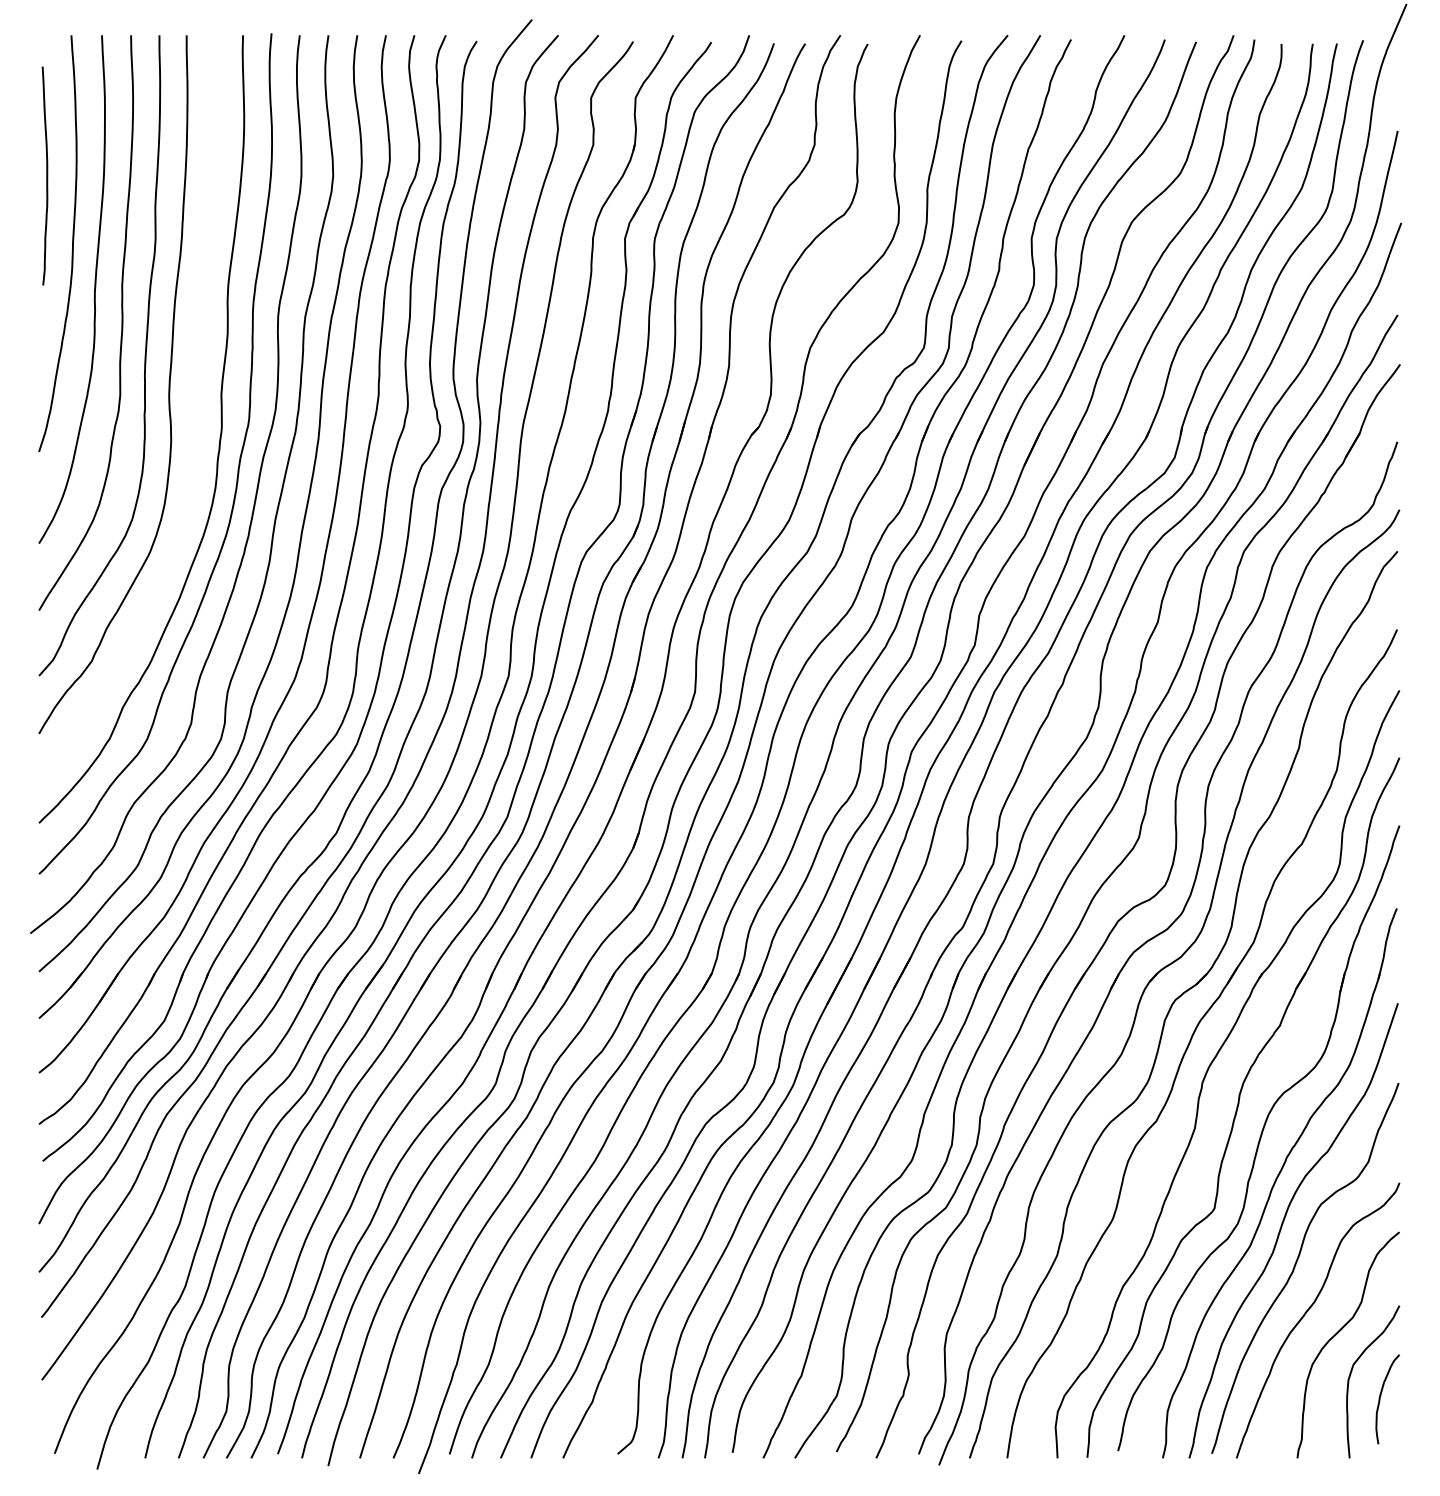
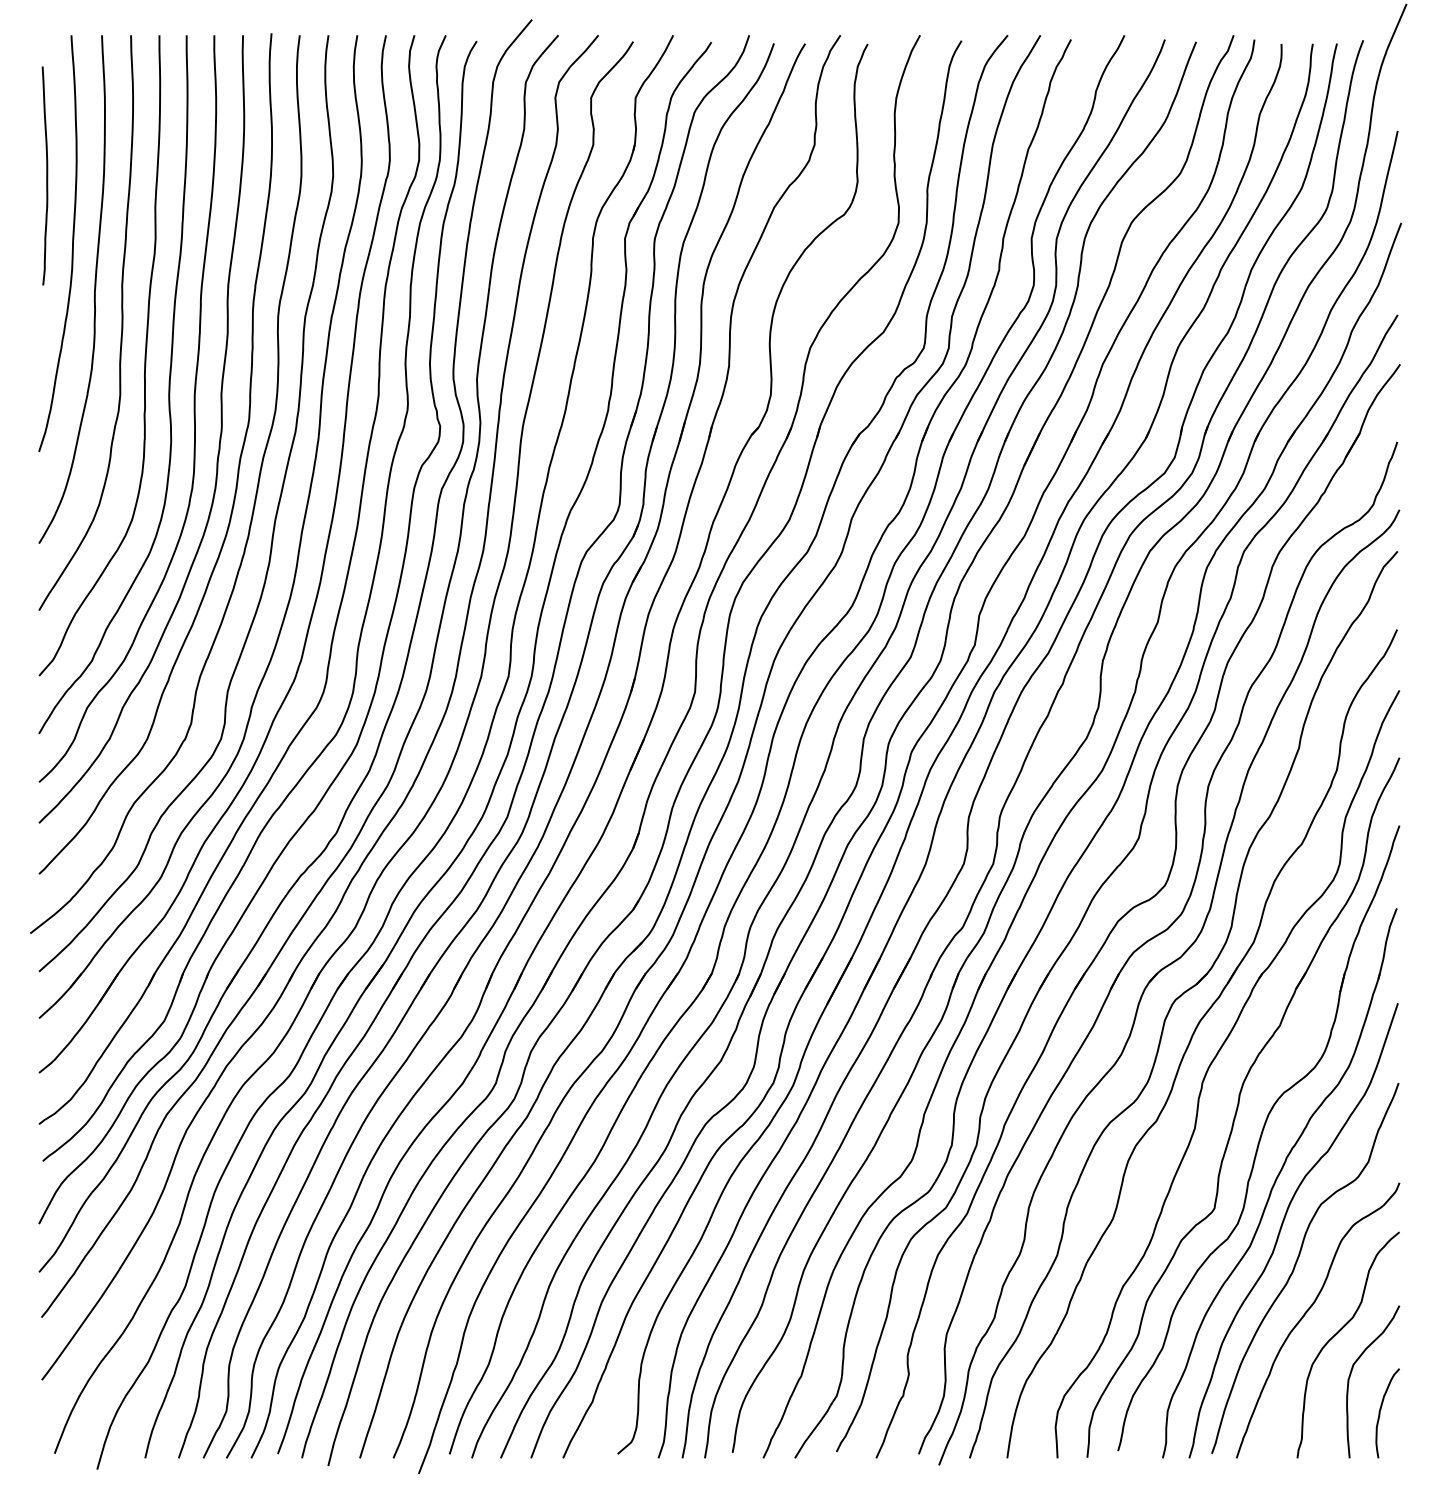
curve: none -> present (193, 408)
curve position: (1380, 1399) -> (1380, 1413) (1380, 1413)
